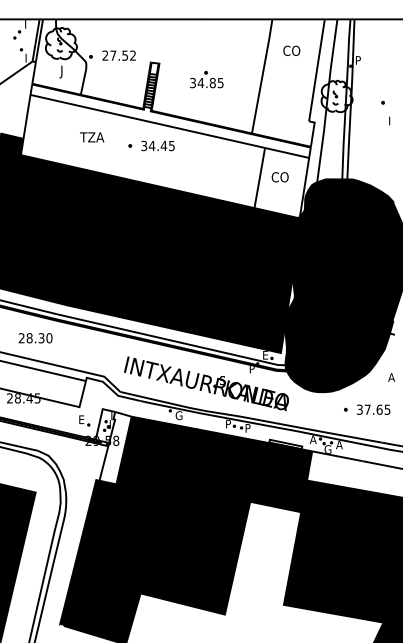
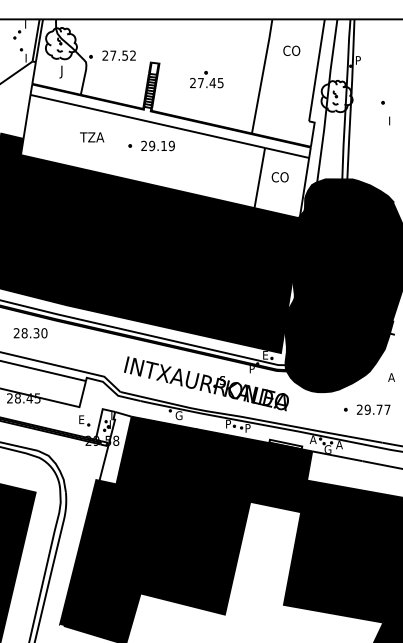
text: 34.85 -> 27.45 (202, 83)
text: 34.45 -> 29.19 (157, 145)
text position: (35, 338) -> (30, 333) (30, 333)
text: 37.65 -> 29.77 (373, 409)
